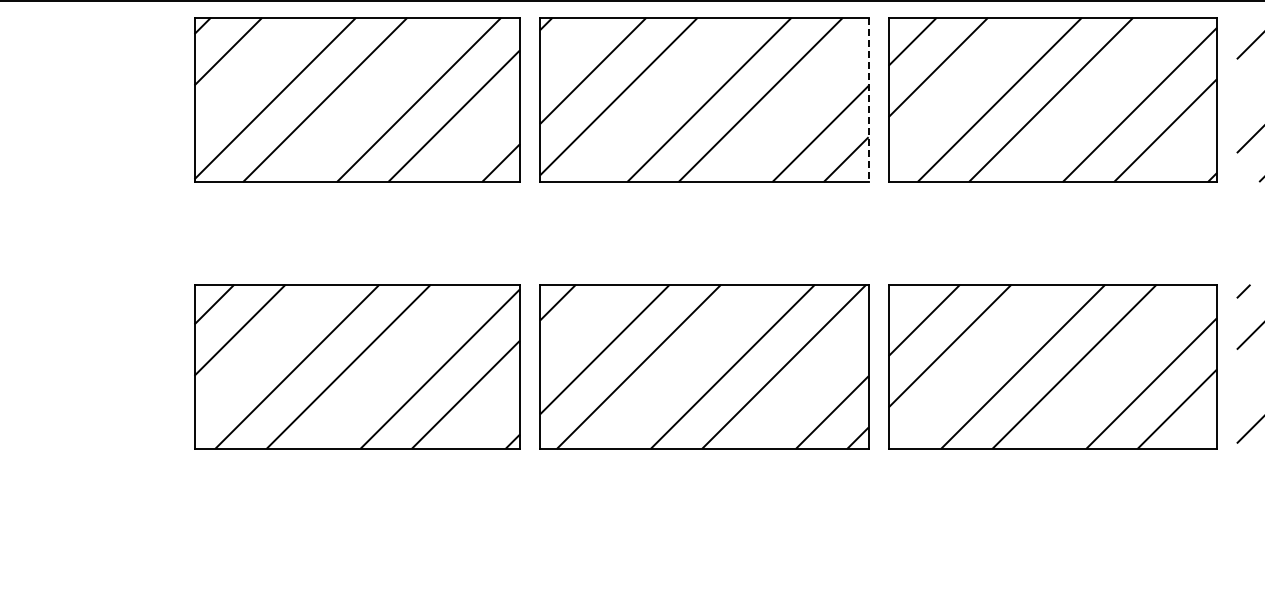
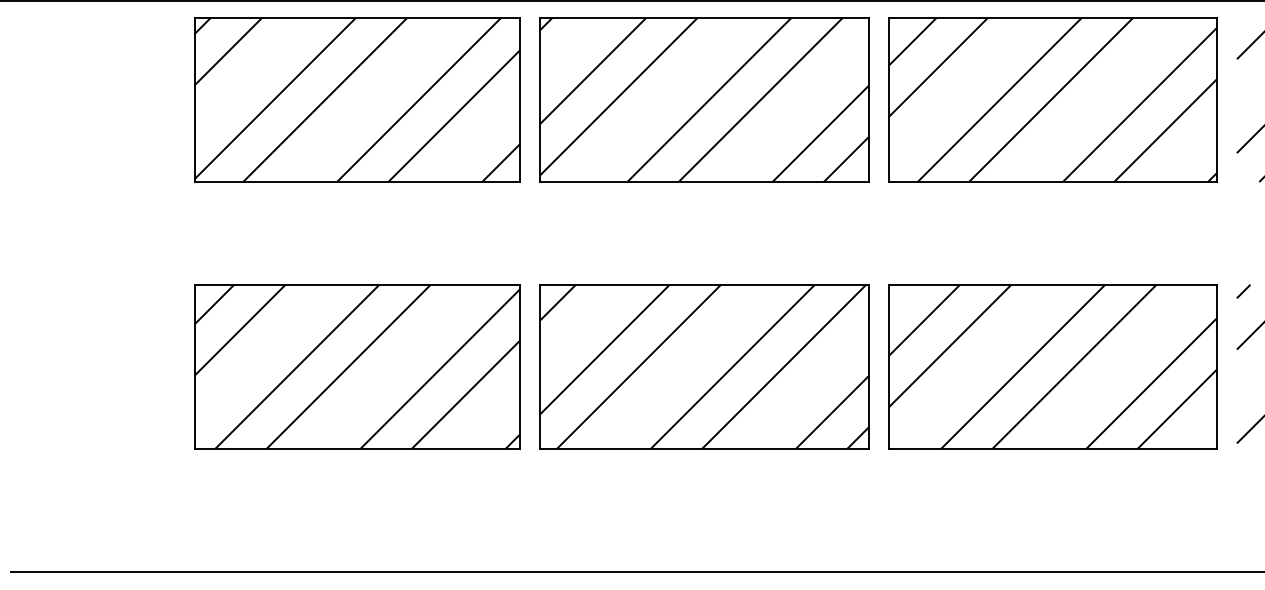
line: dashed -> solid (868, 100)
line: none -> present (635, 572)
